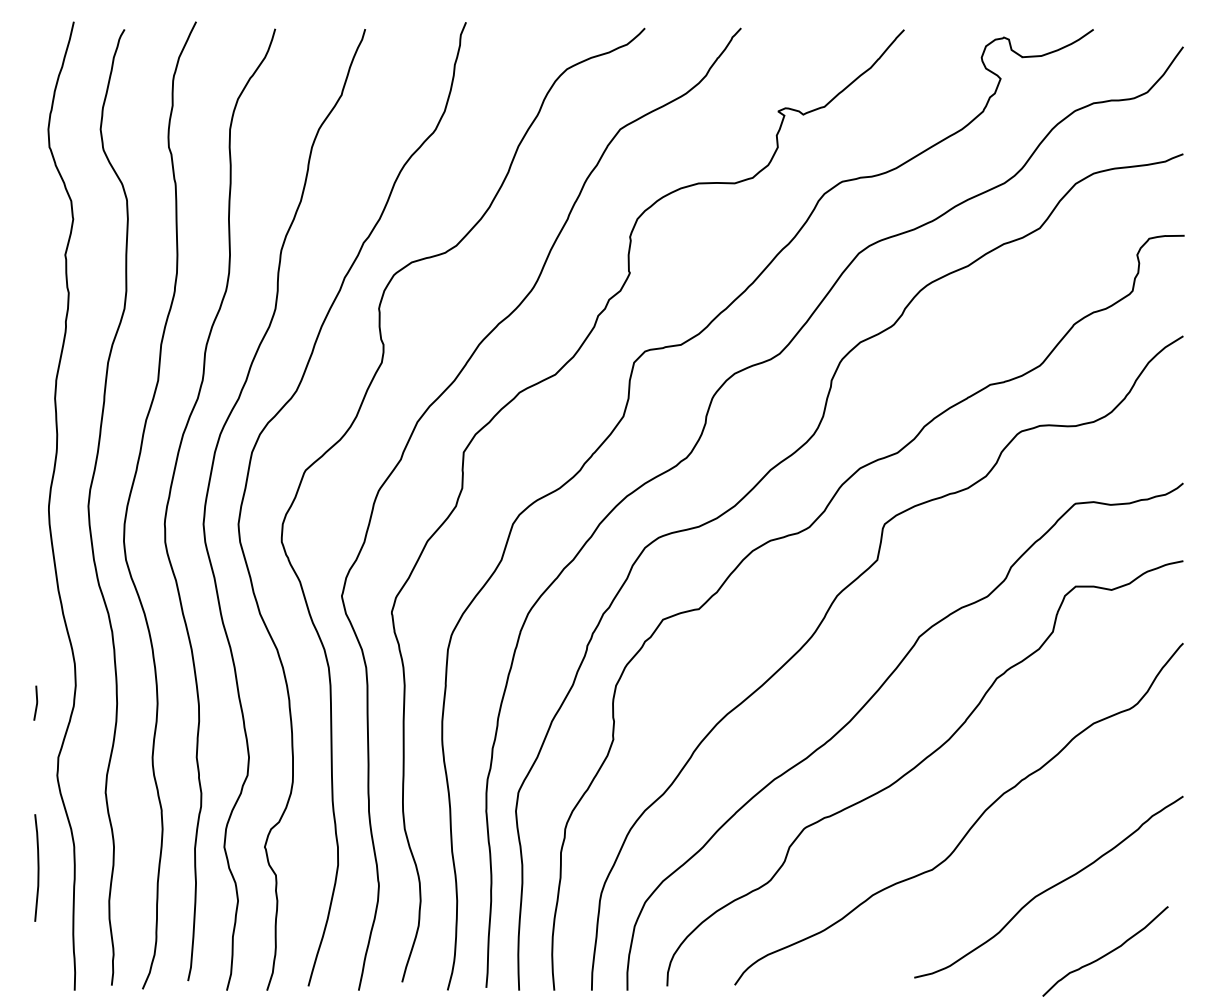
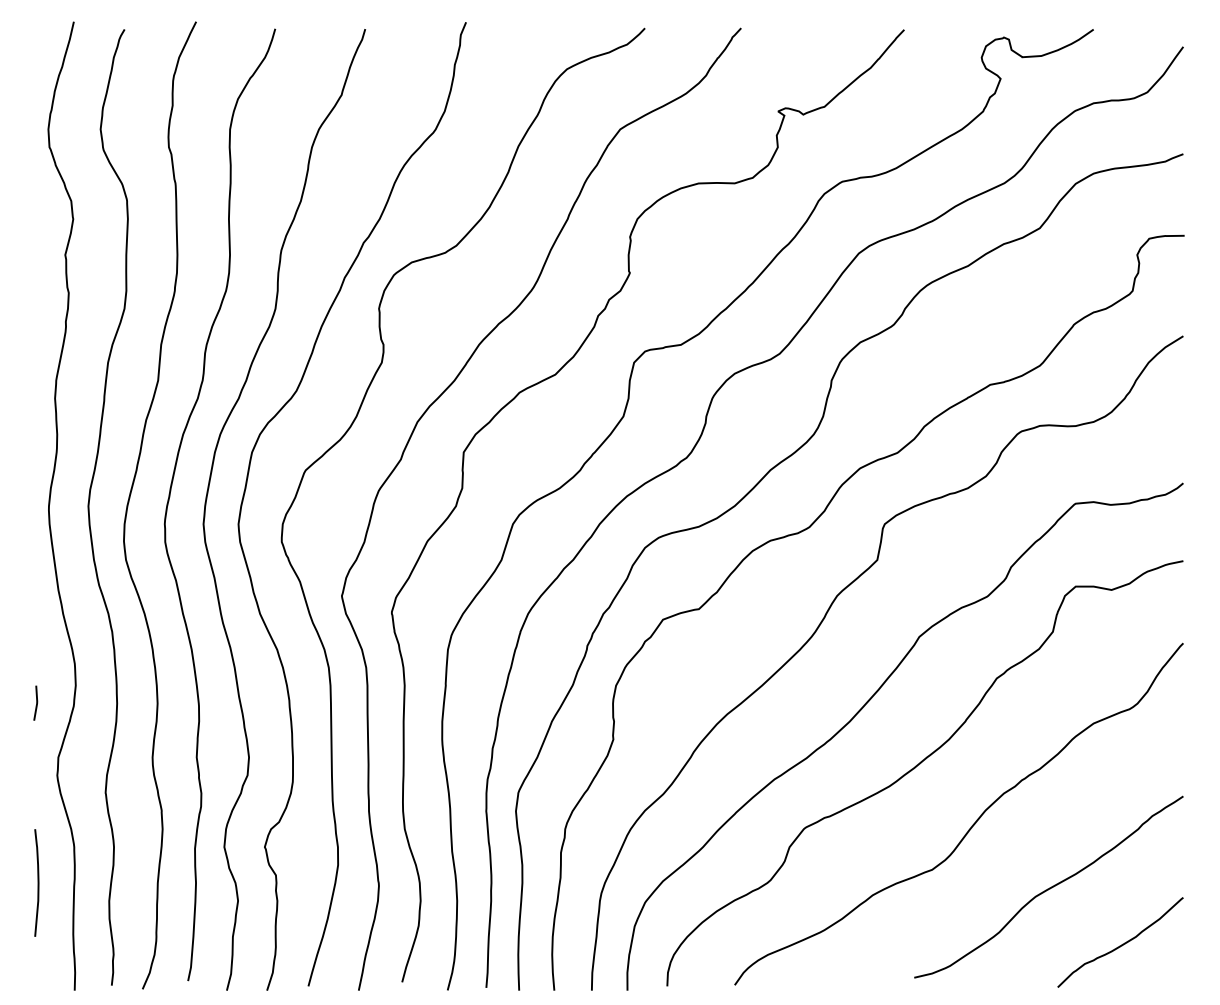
curve position: (37, 867) -> (37, 882) (37, 882)
curve position: (1106, 953) -> (1121, 944) (1121, 944)
